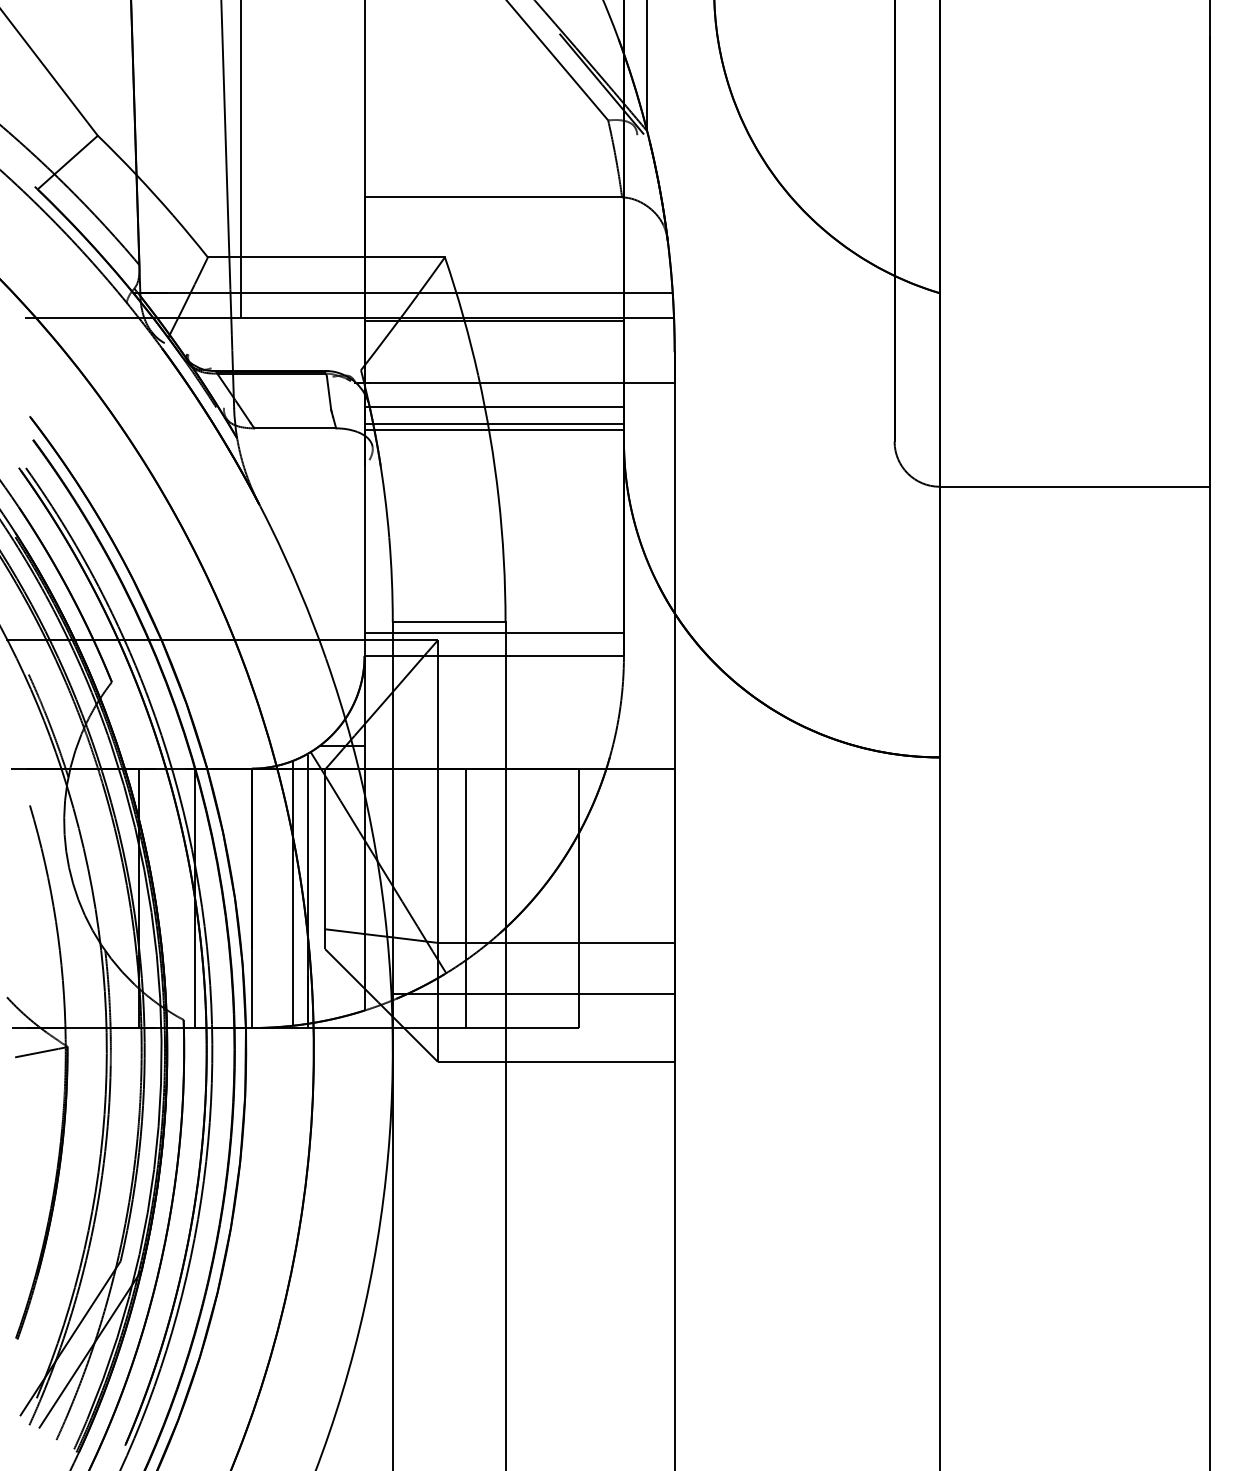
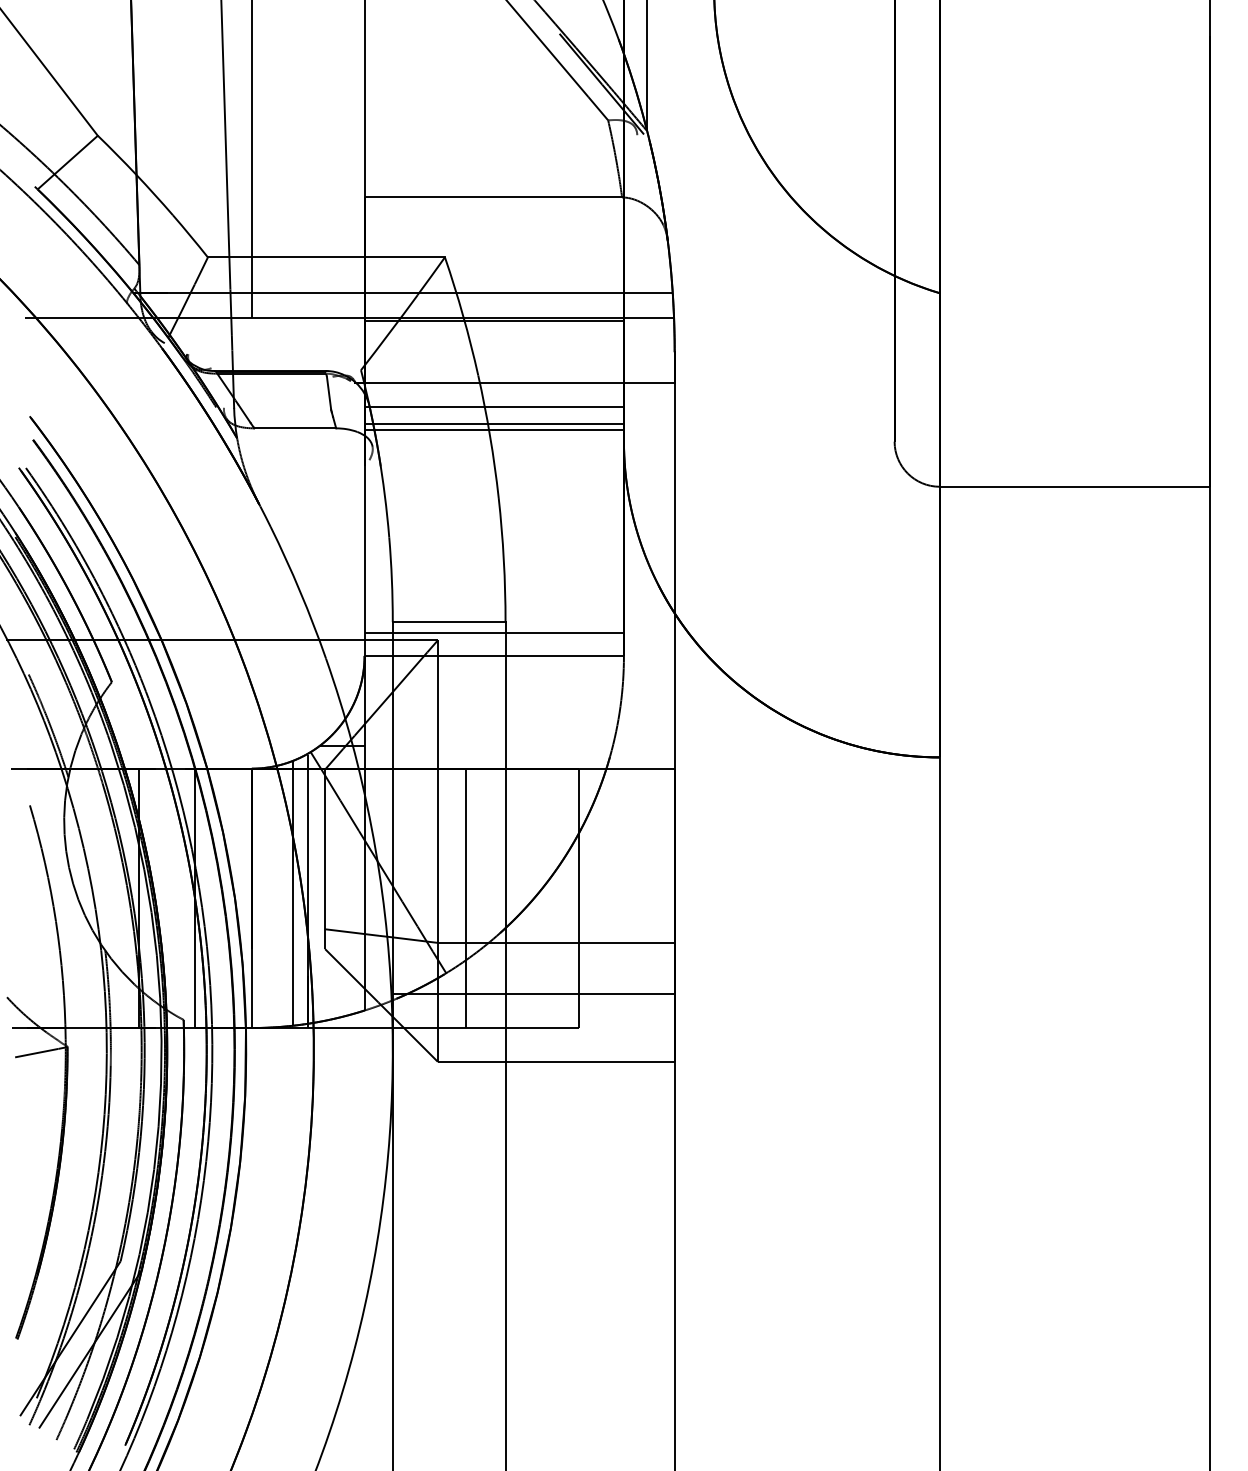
line position: (240, 159) -> (251, 159) (251, 159)
